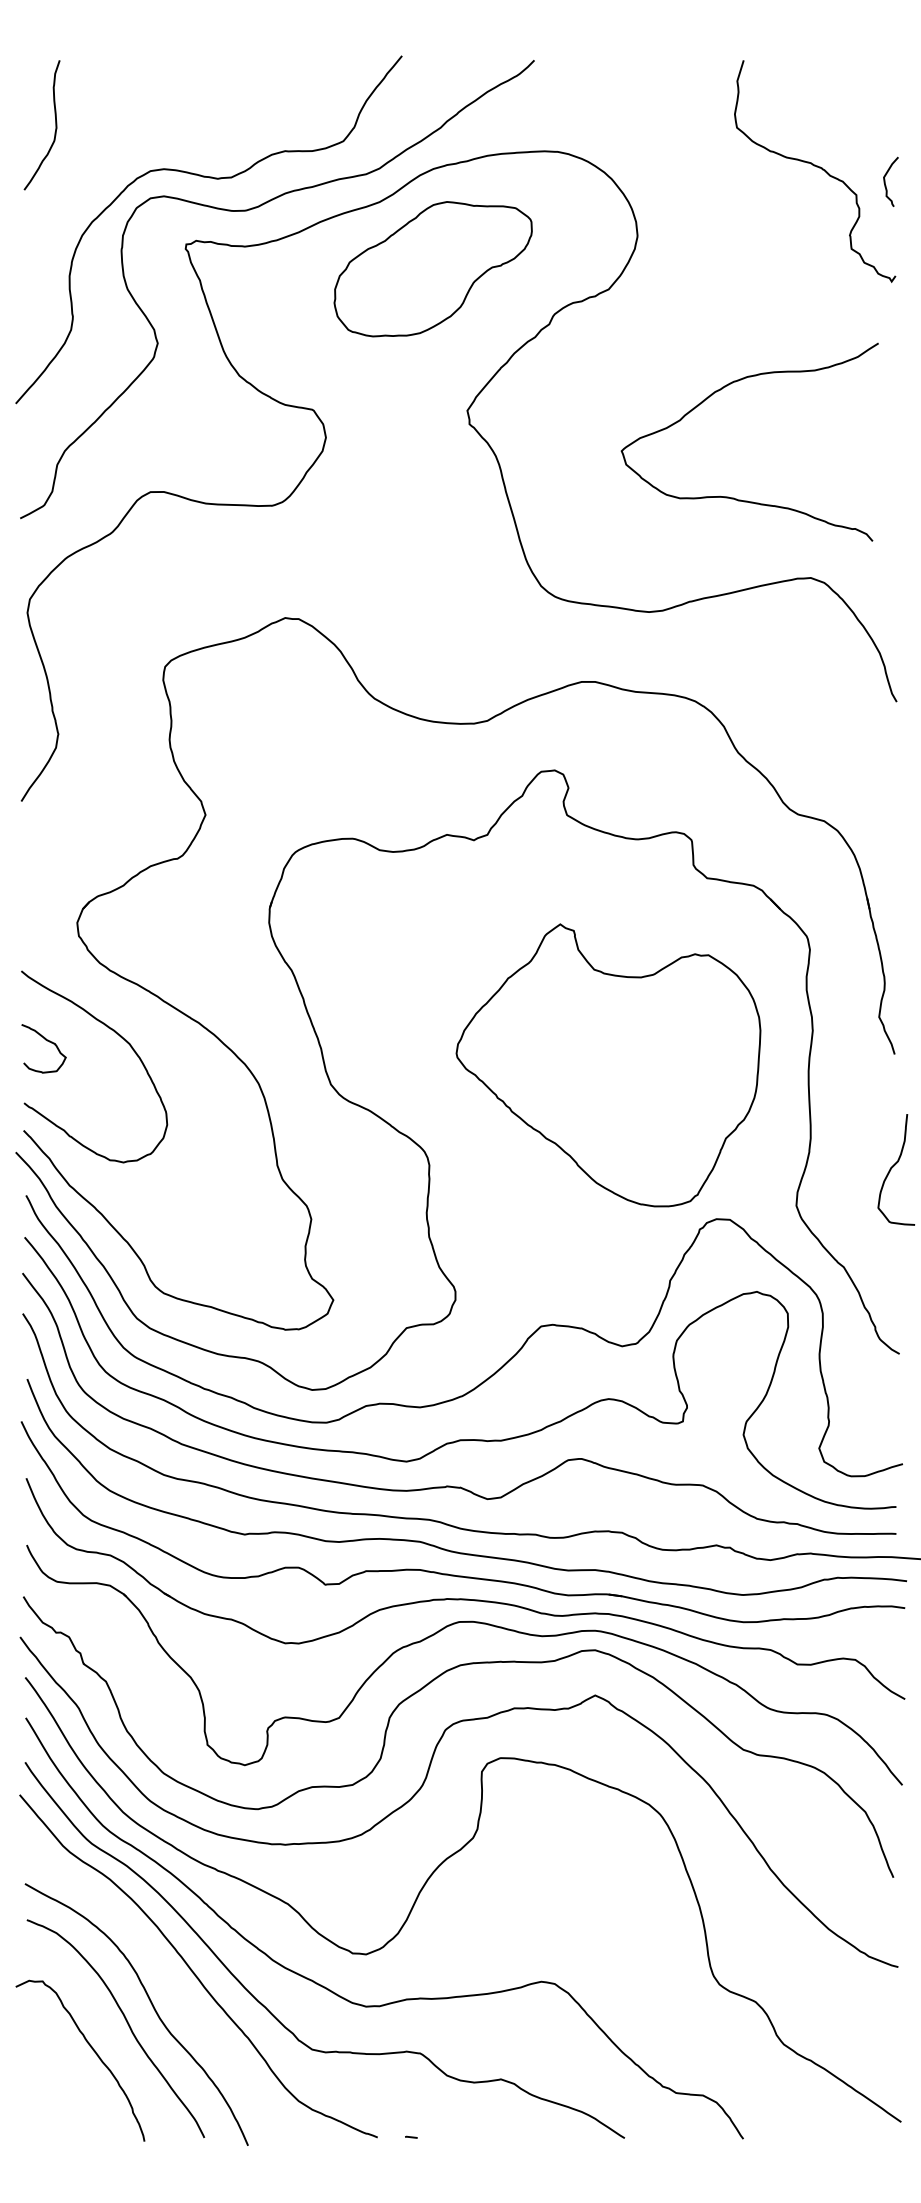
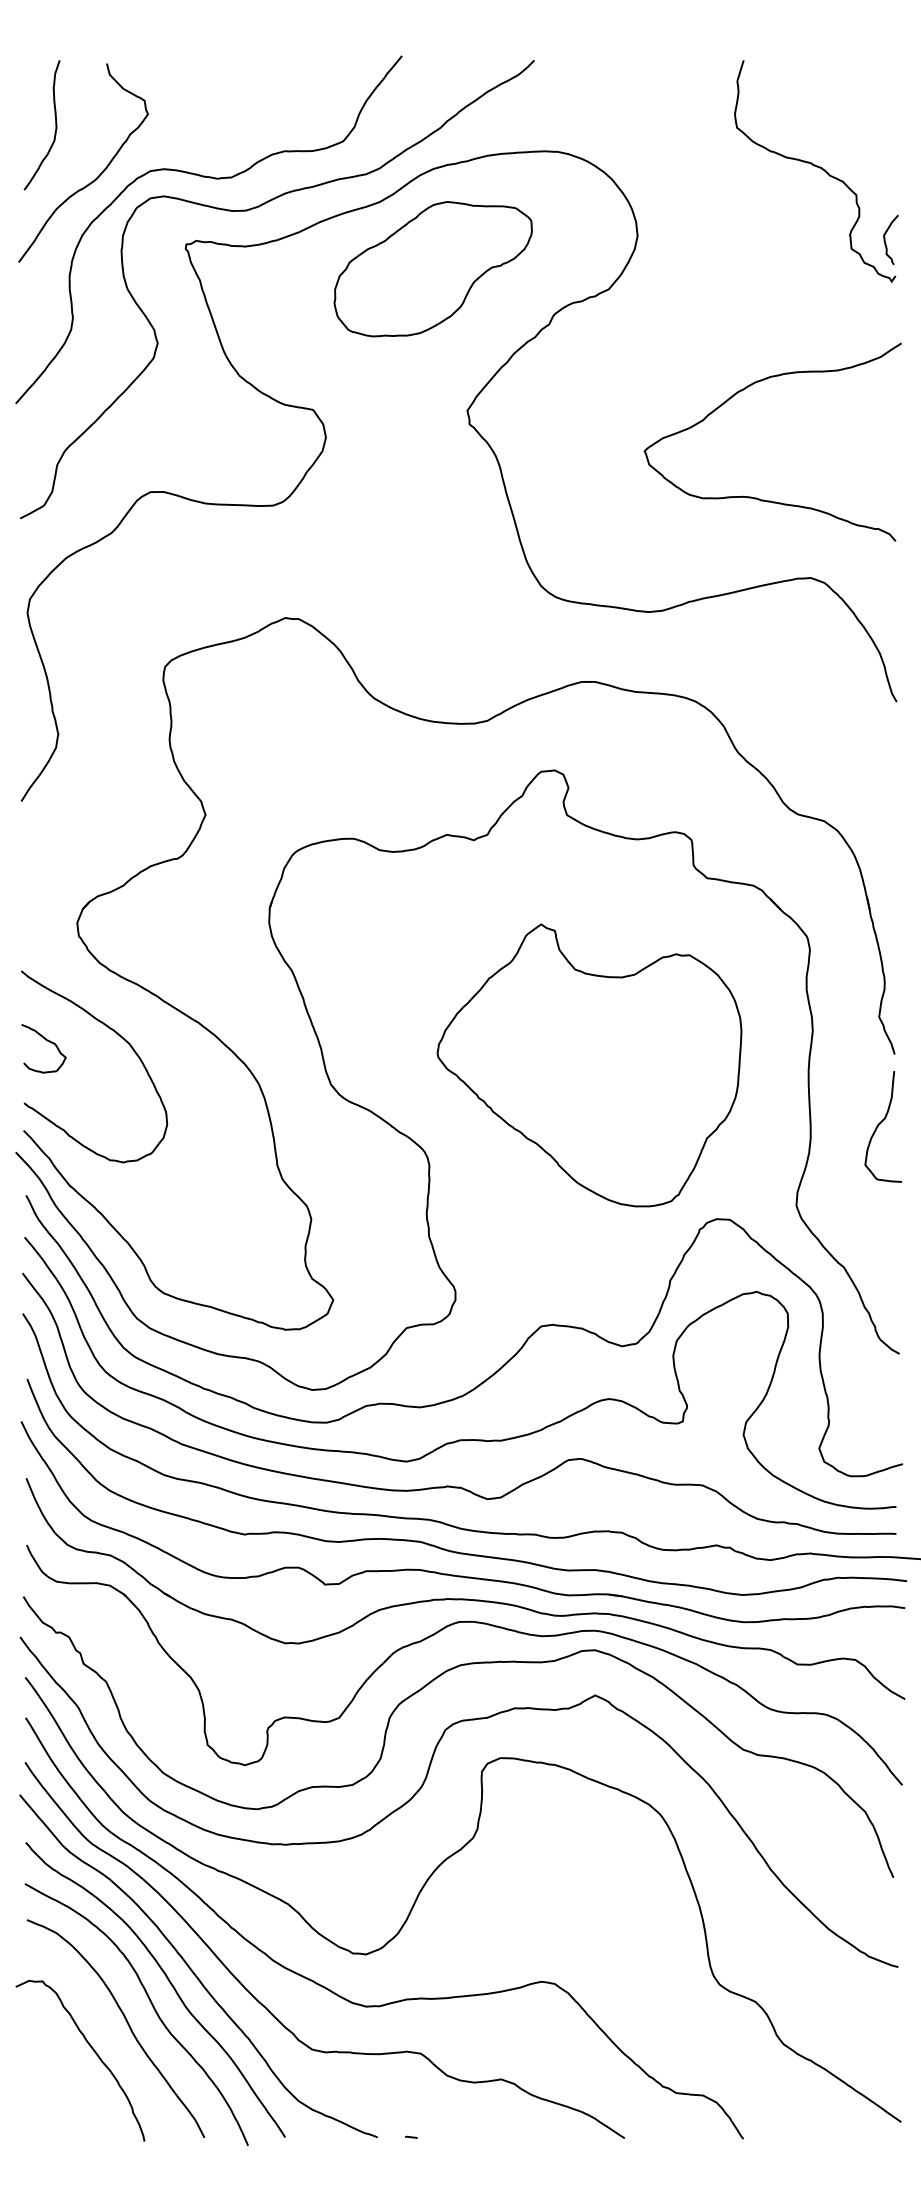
curve: none -> present (97, 176)
curve position: (885, 181) -> (885, 239) (885, 239)
curve position: (733, 497) -> (756, 497) (756, 497)
part position: (608, 1065) -> (589, 1065) (589, 1065)
curve position: (894, 1166) -> (881, 1123) (881, 1123)
curve: none -> present (169, 1983)
